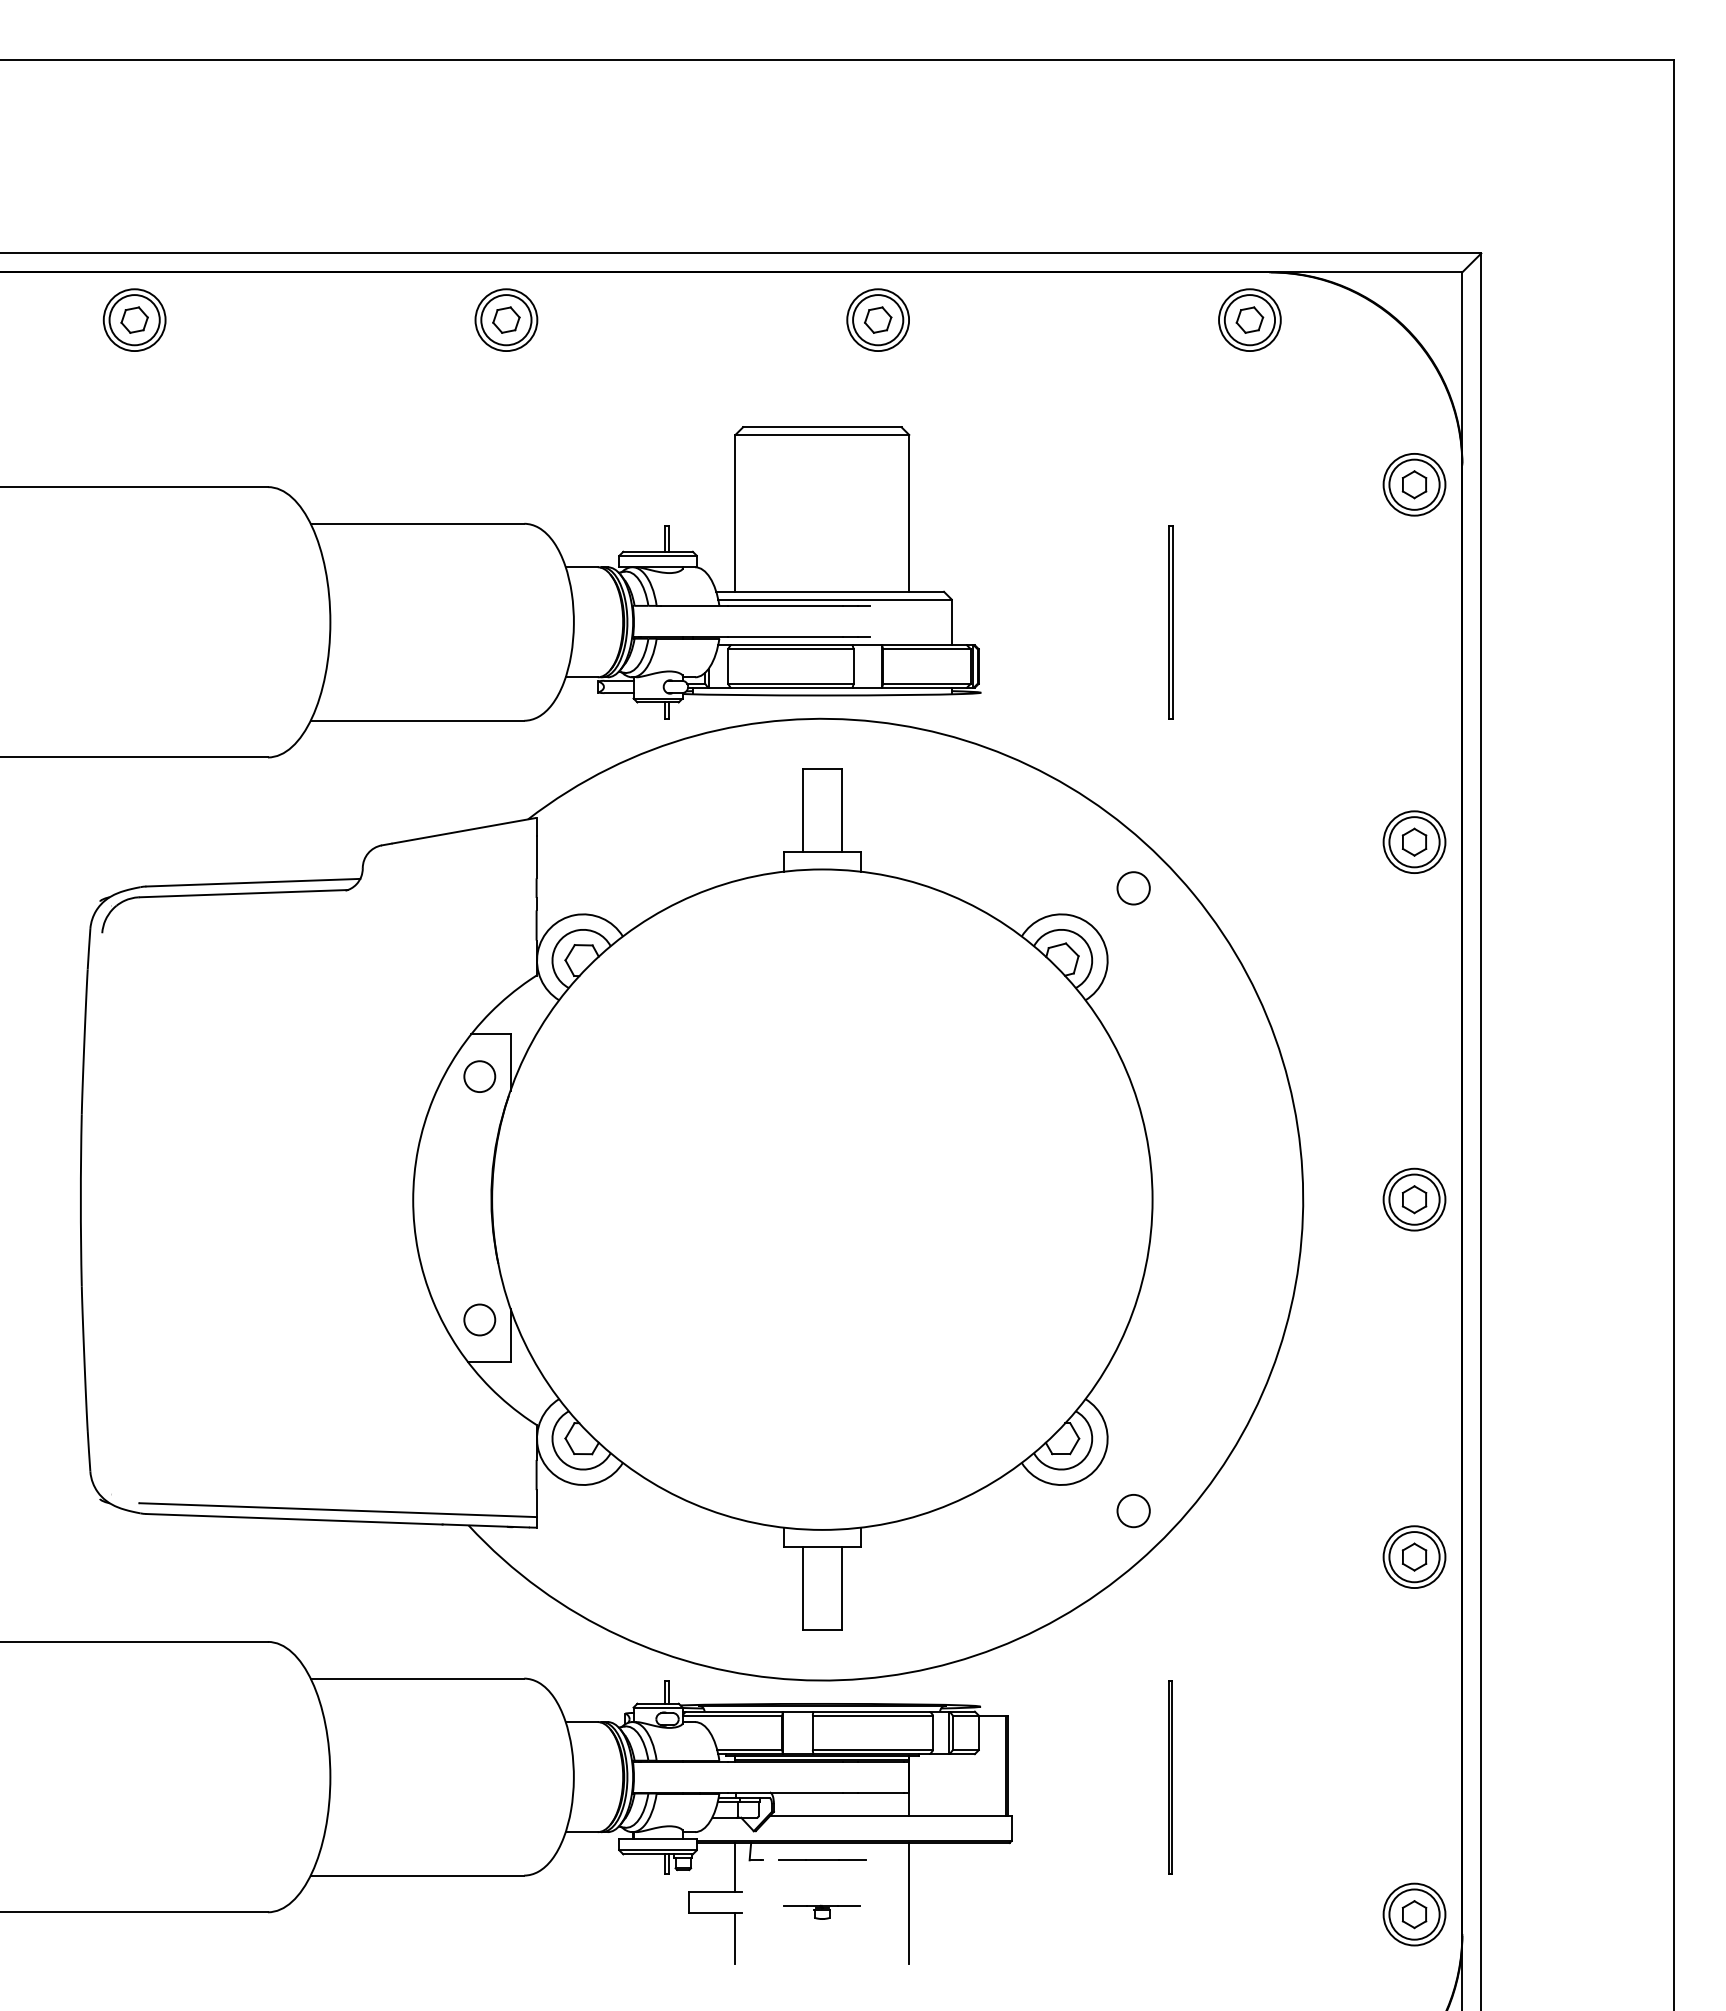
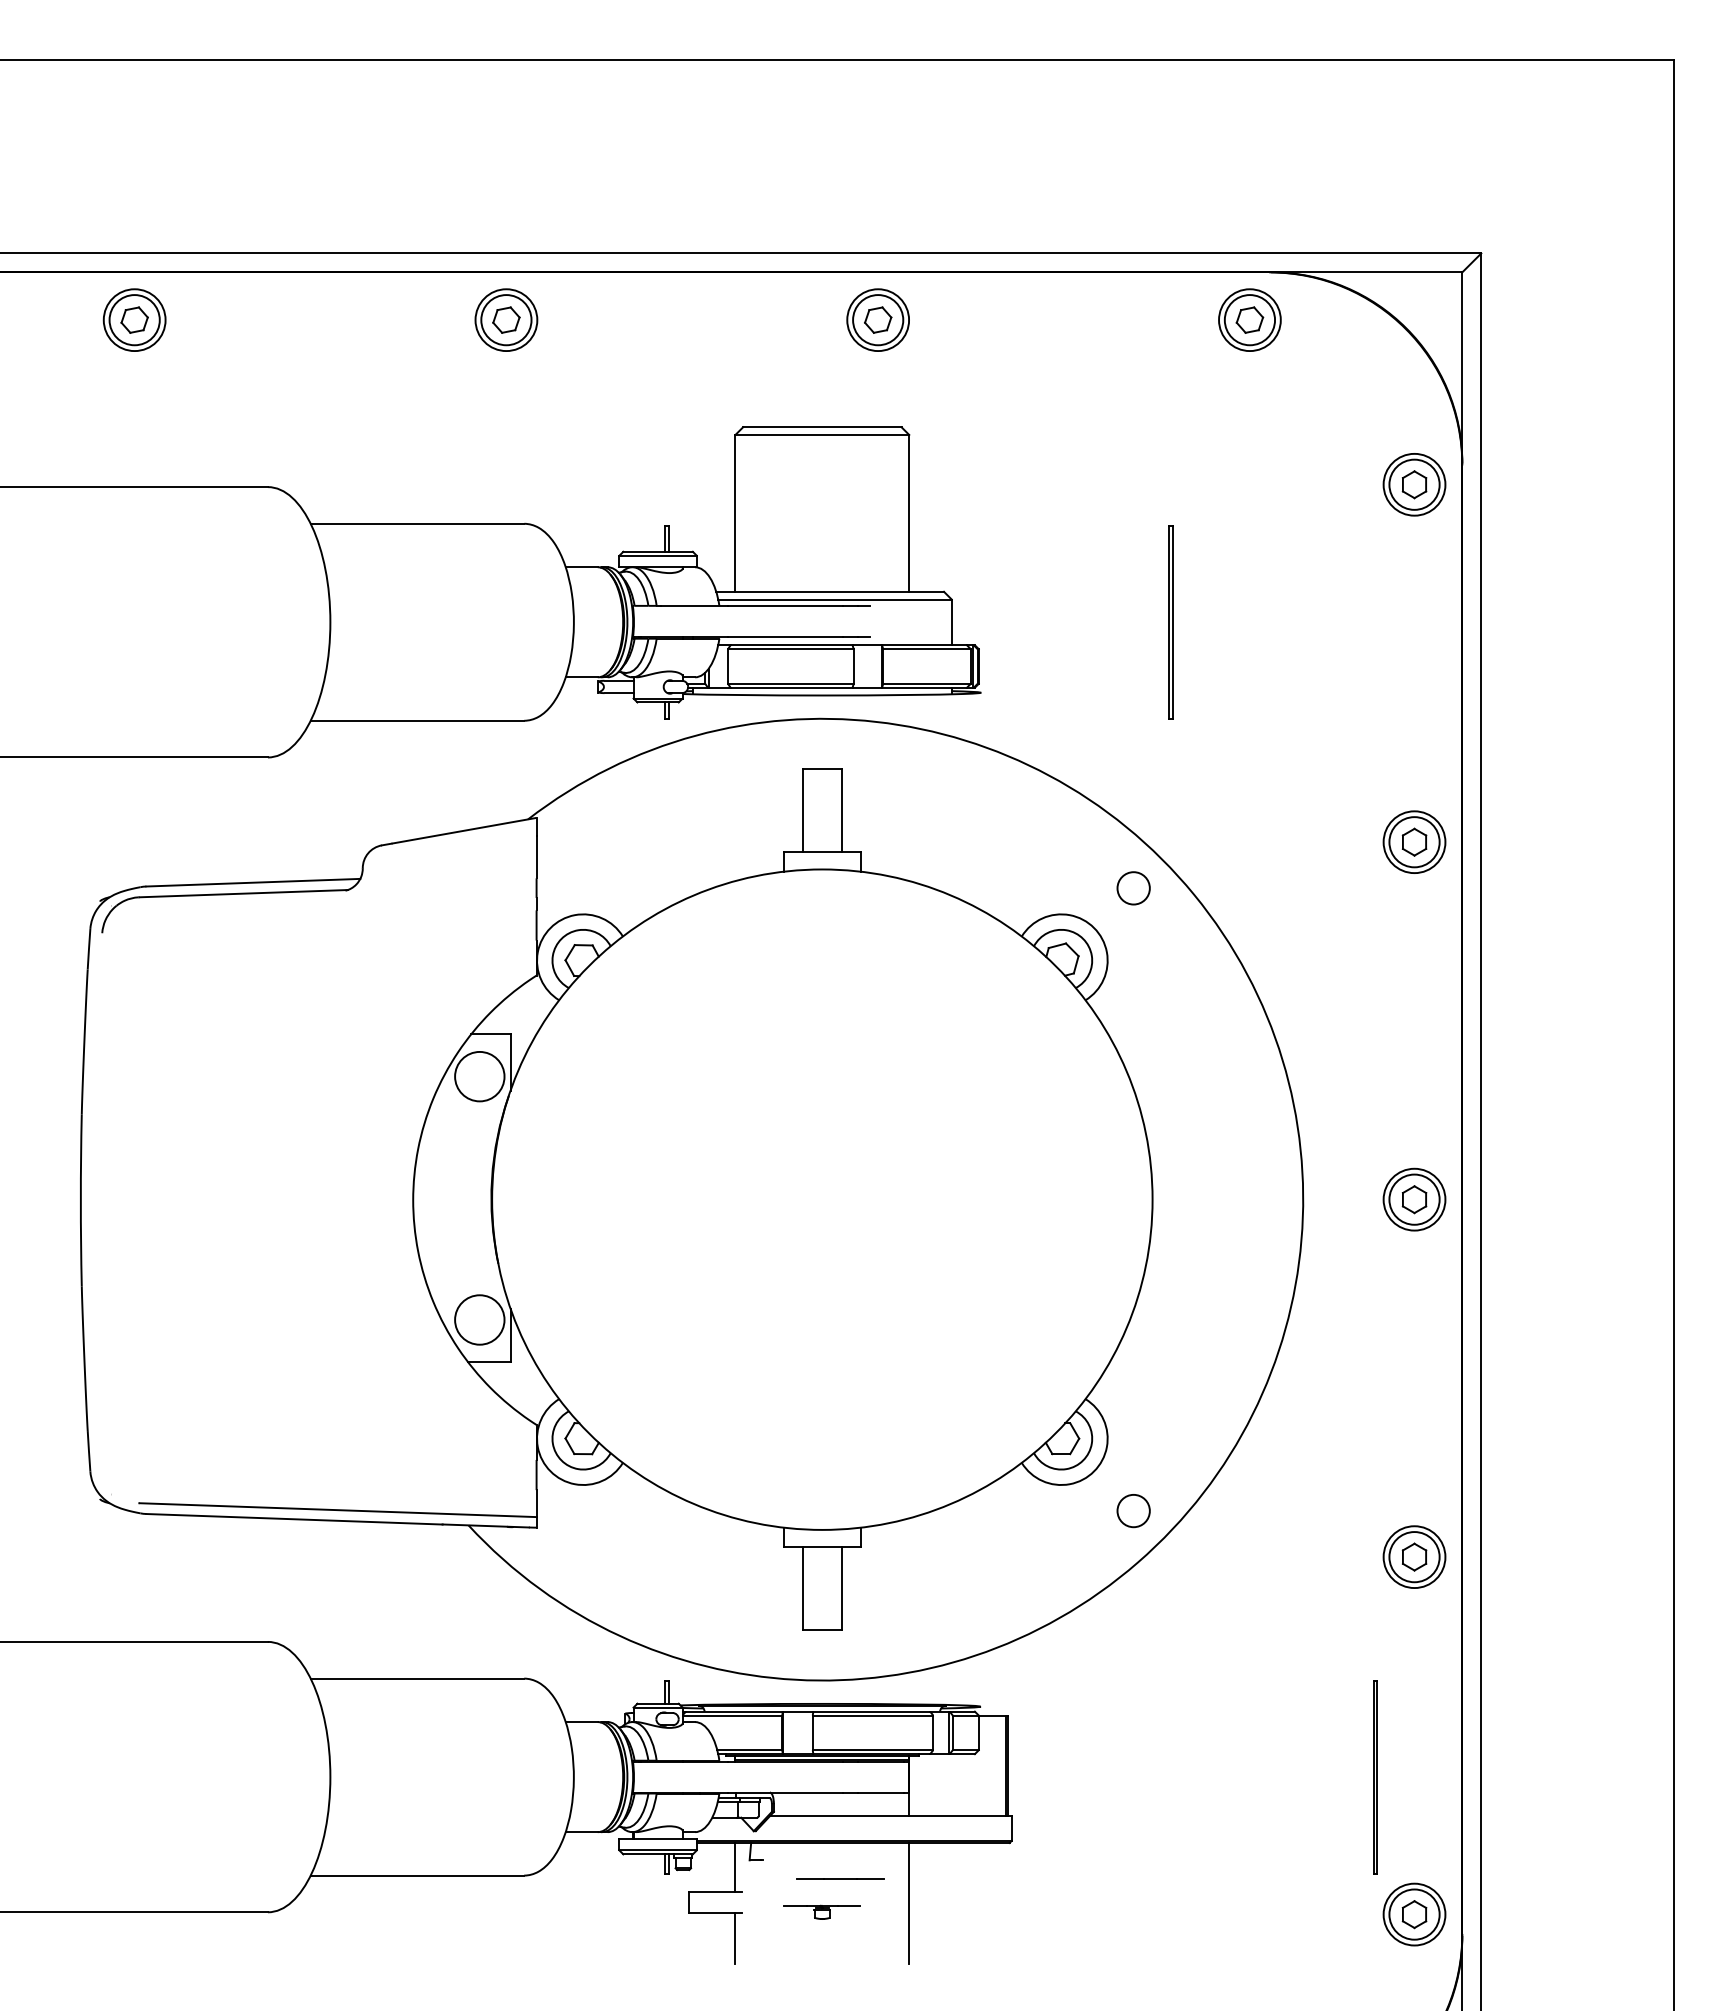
circle diameter: 31 px -> 49 px (479, 1076)
circle diameter: 31 px -> 49 px (479, 1319)
line position: (1169, 1777) -> (1374, 1777) (1374, 1777)
line position: (822, 1859) -> (840, 1878) (840, 1878)
